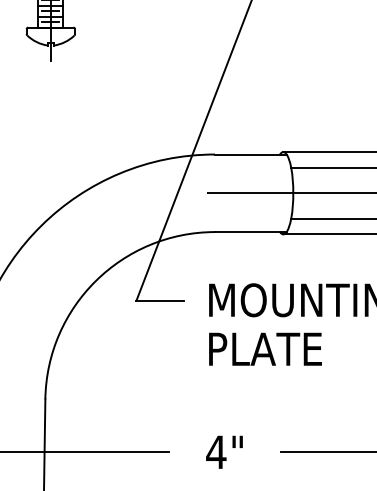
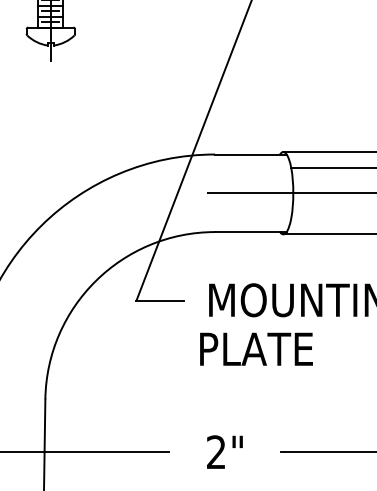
line: present -> none (331, 218)
text position: (265, 348) -> (256, 348) (256, 348)
text: 4" -> 2" (216, 451)
